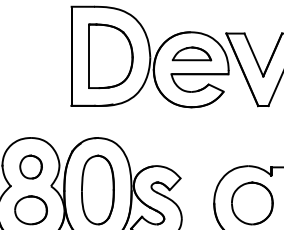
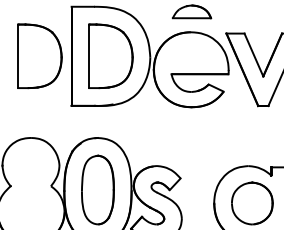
part position: (191, 53) -> (191, 11) (191, 11)
part: none -> present (39, 56)
part: present -> none (30, 166)
part: present -> none (30, 210)
